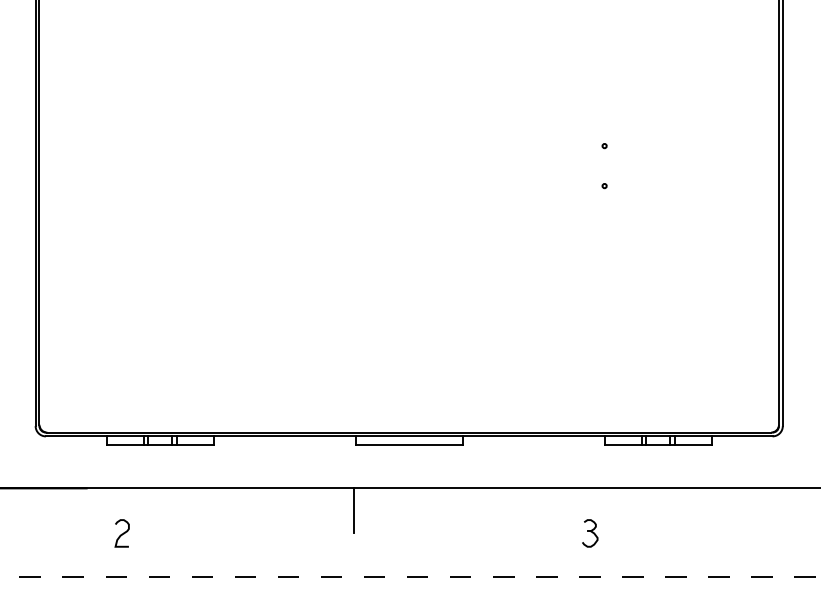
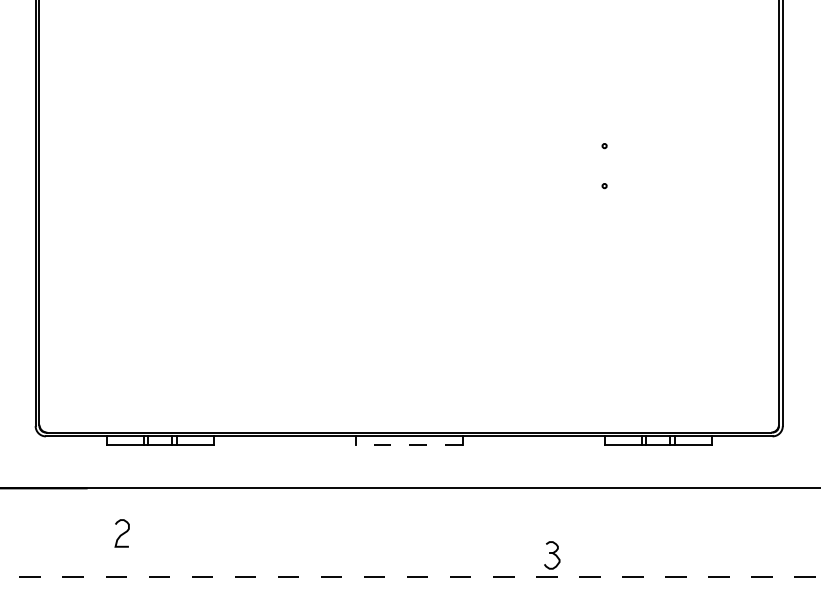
line: solid -> dashed (408, 445)
line: present -> none (353, 510)
part position: (590, 533) -> (552, 555) (552, 555)
